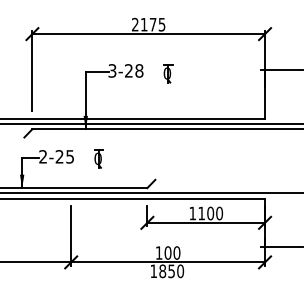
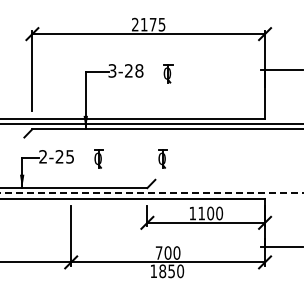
part: none -> present (162, 158)
line: solid -> dashed (152, 193)
text: 100 -> 700 (158, 252)
